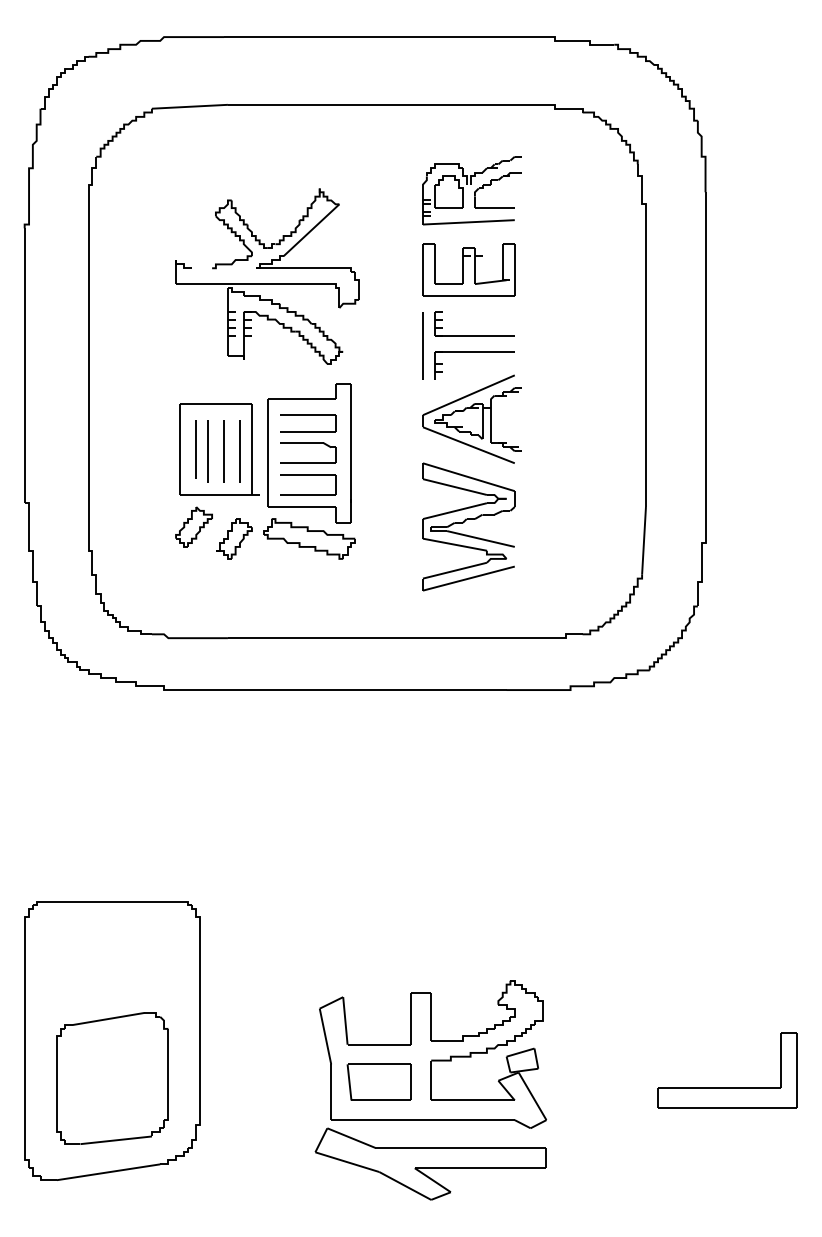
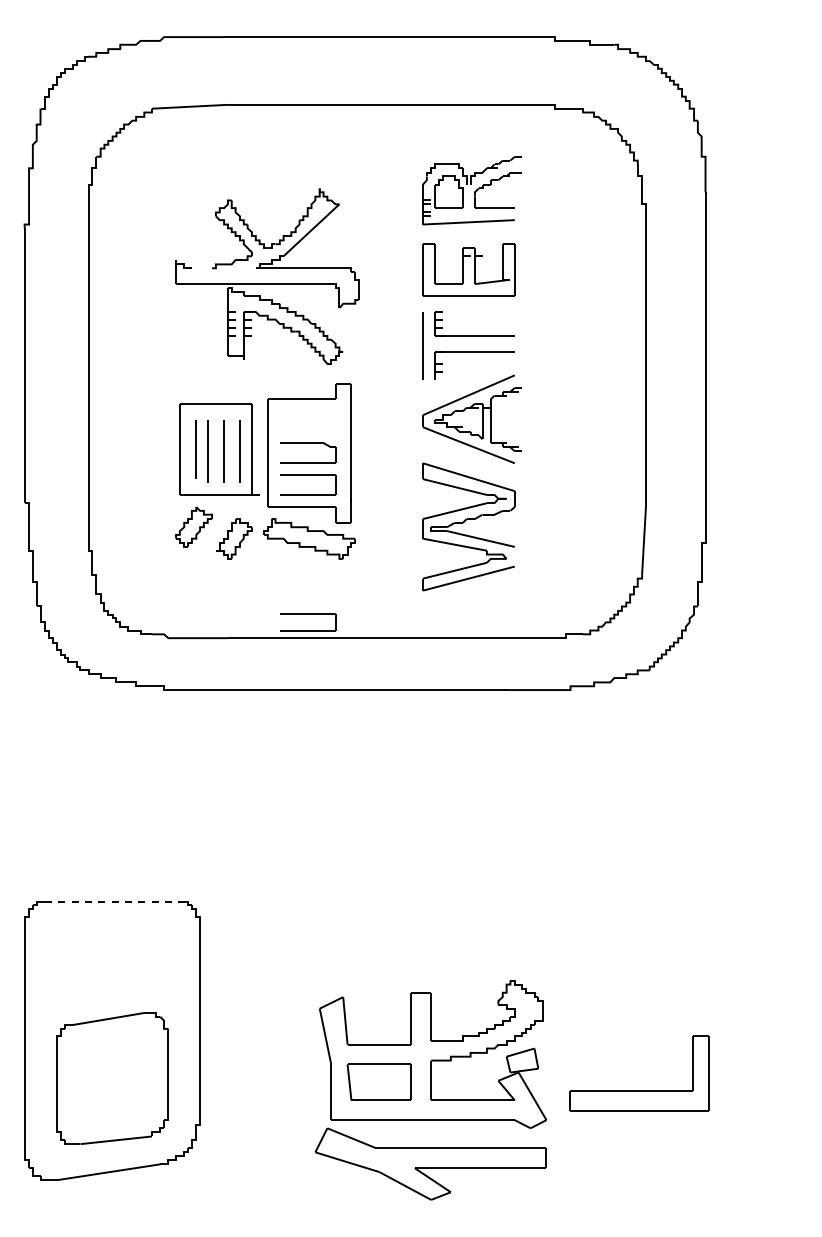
part position: (308, 415) -> (308, 614) (308, 614)
line: solid -> dashed (112, 901)
part position: (727, 1087) -> (639, 1090) (639, 1090)
